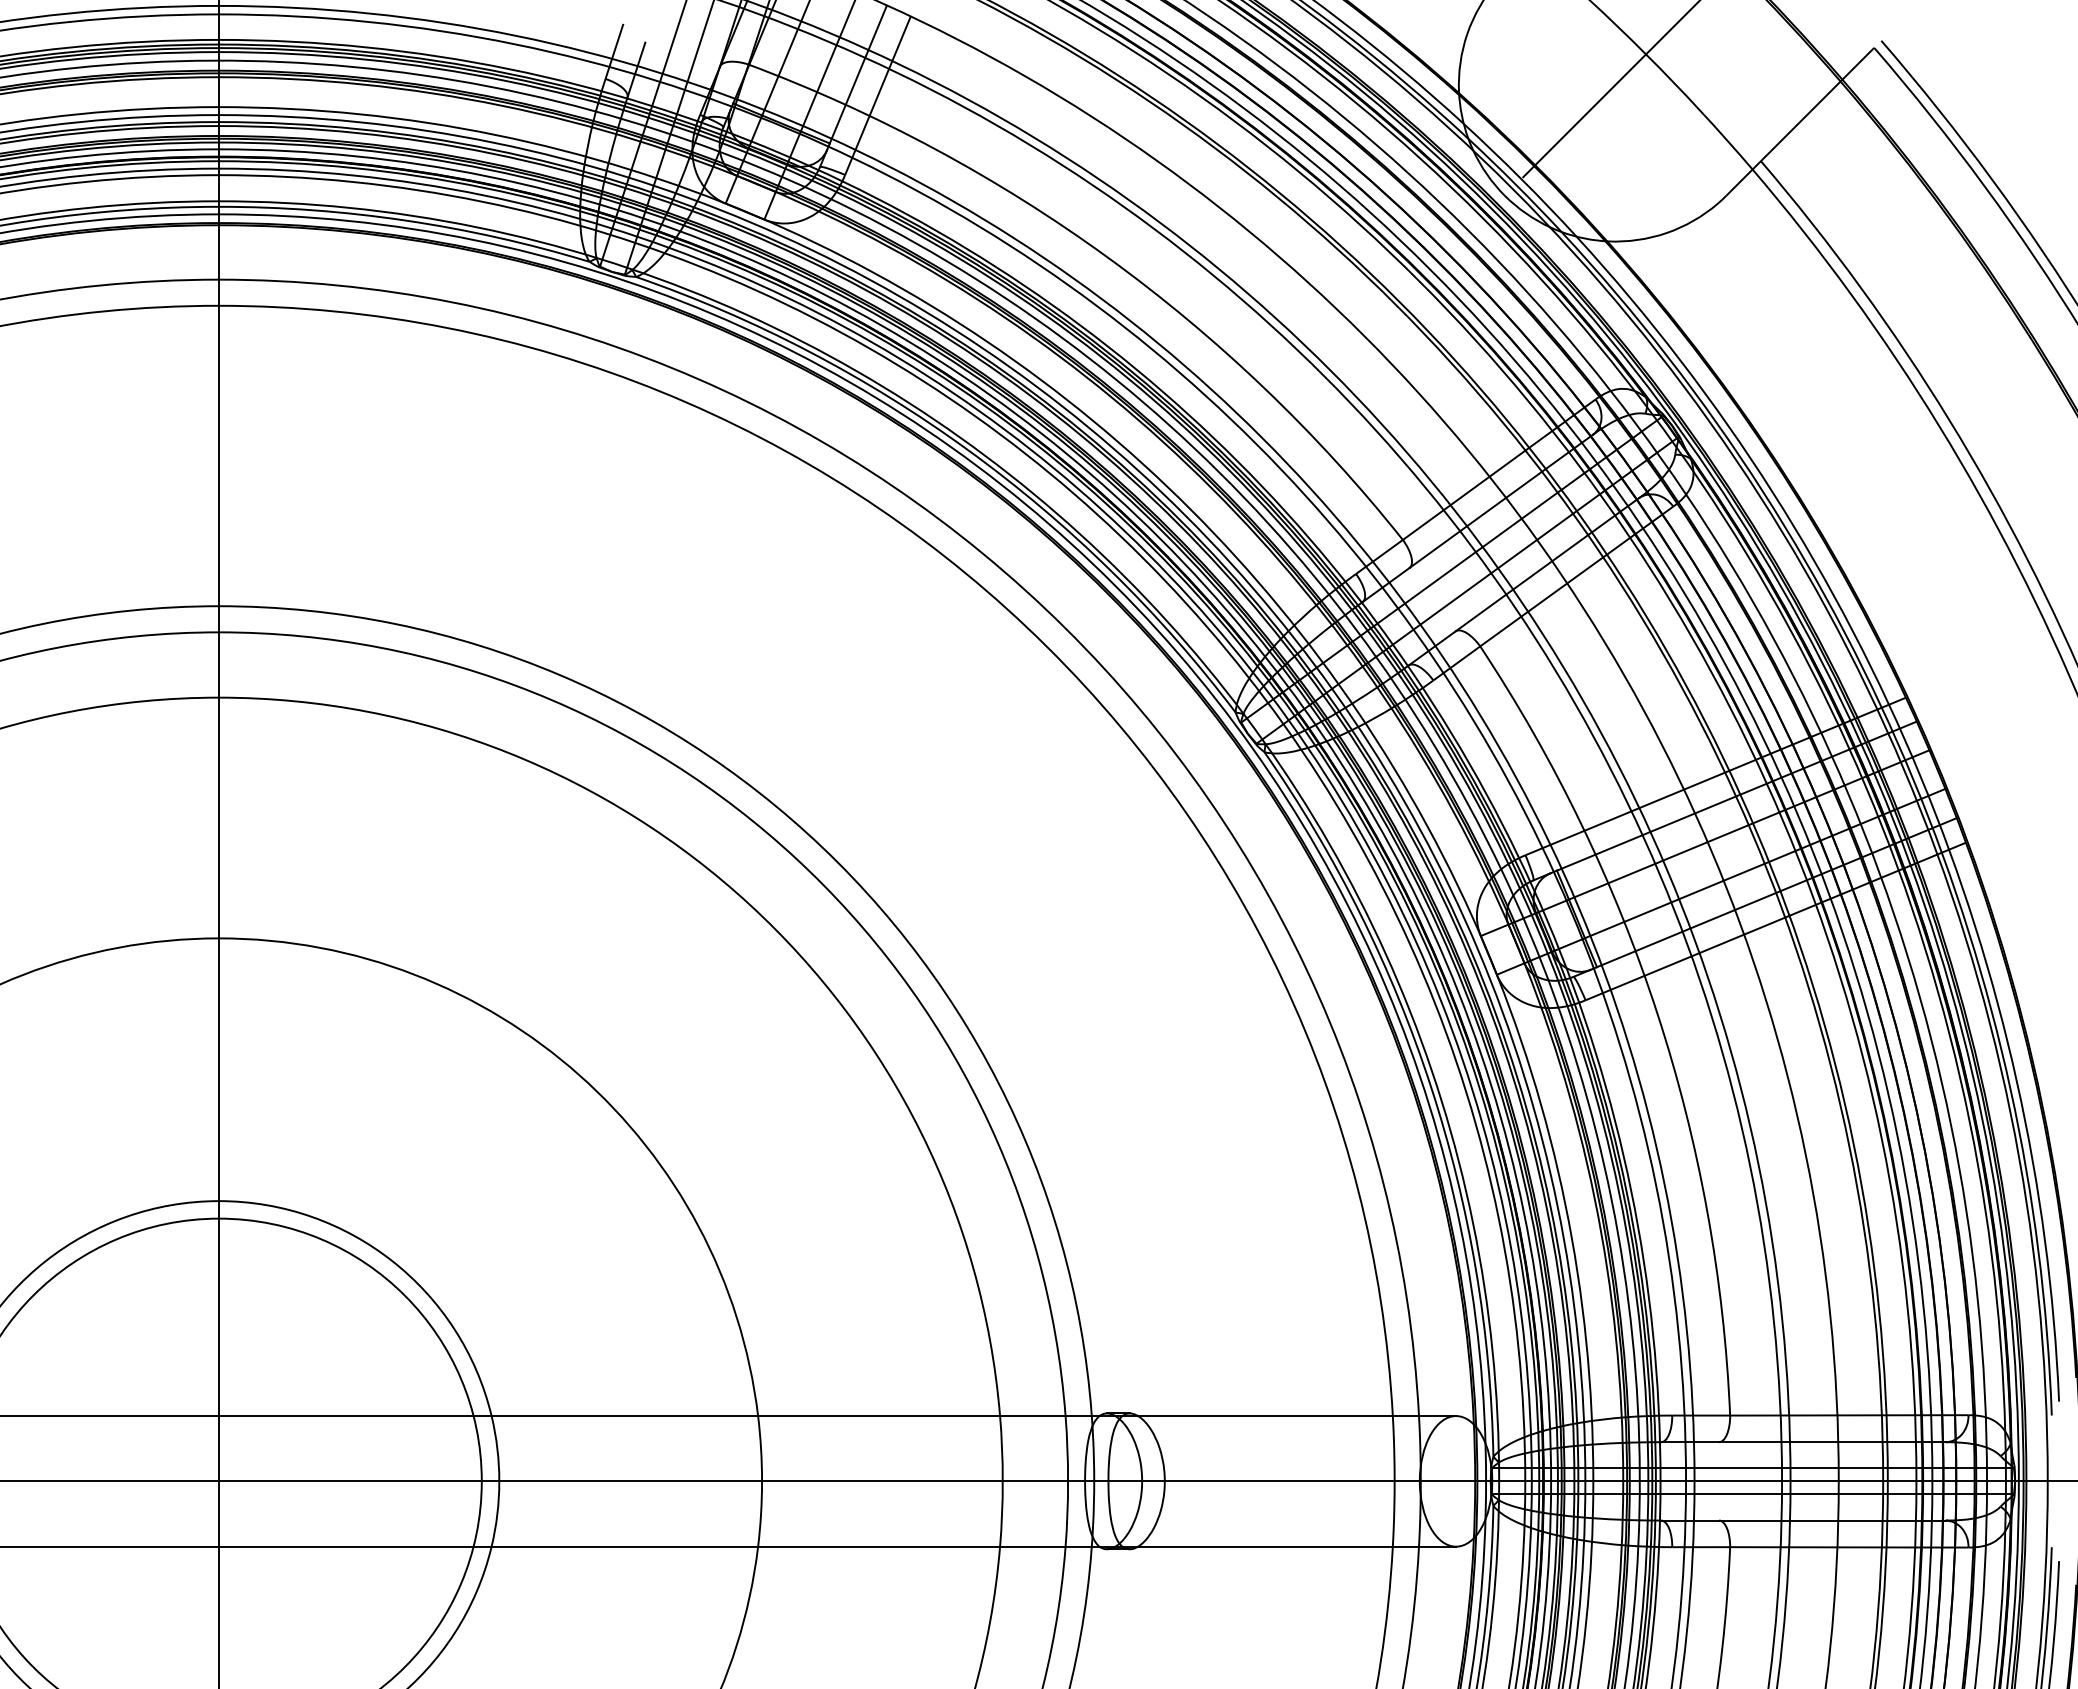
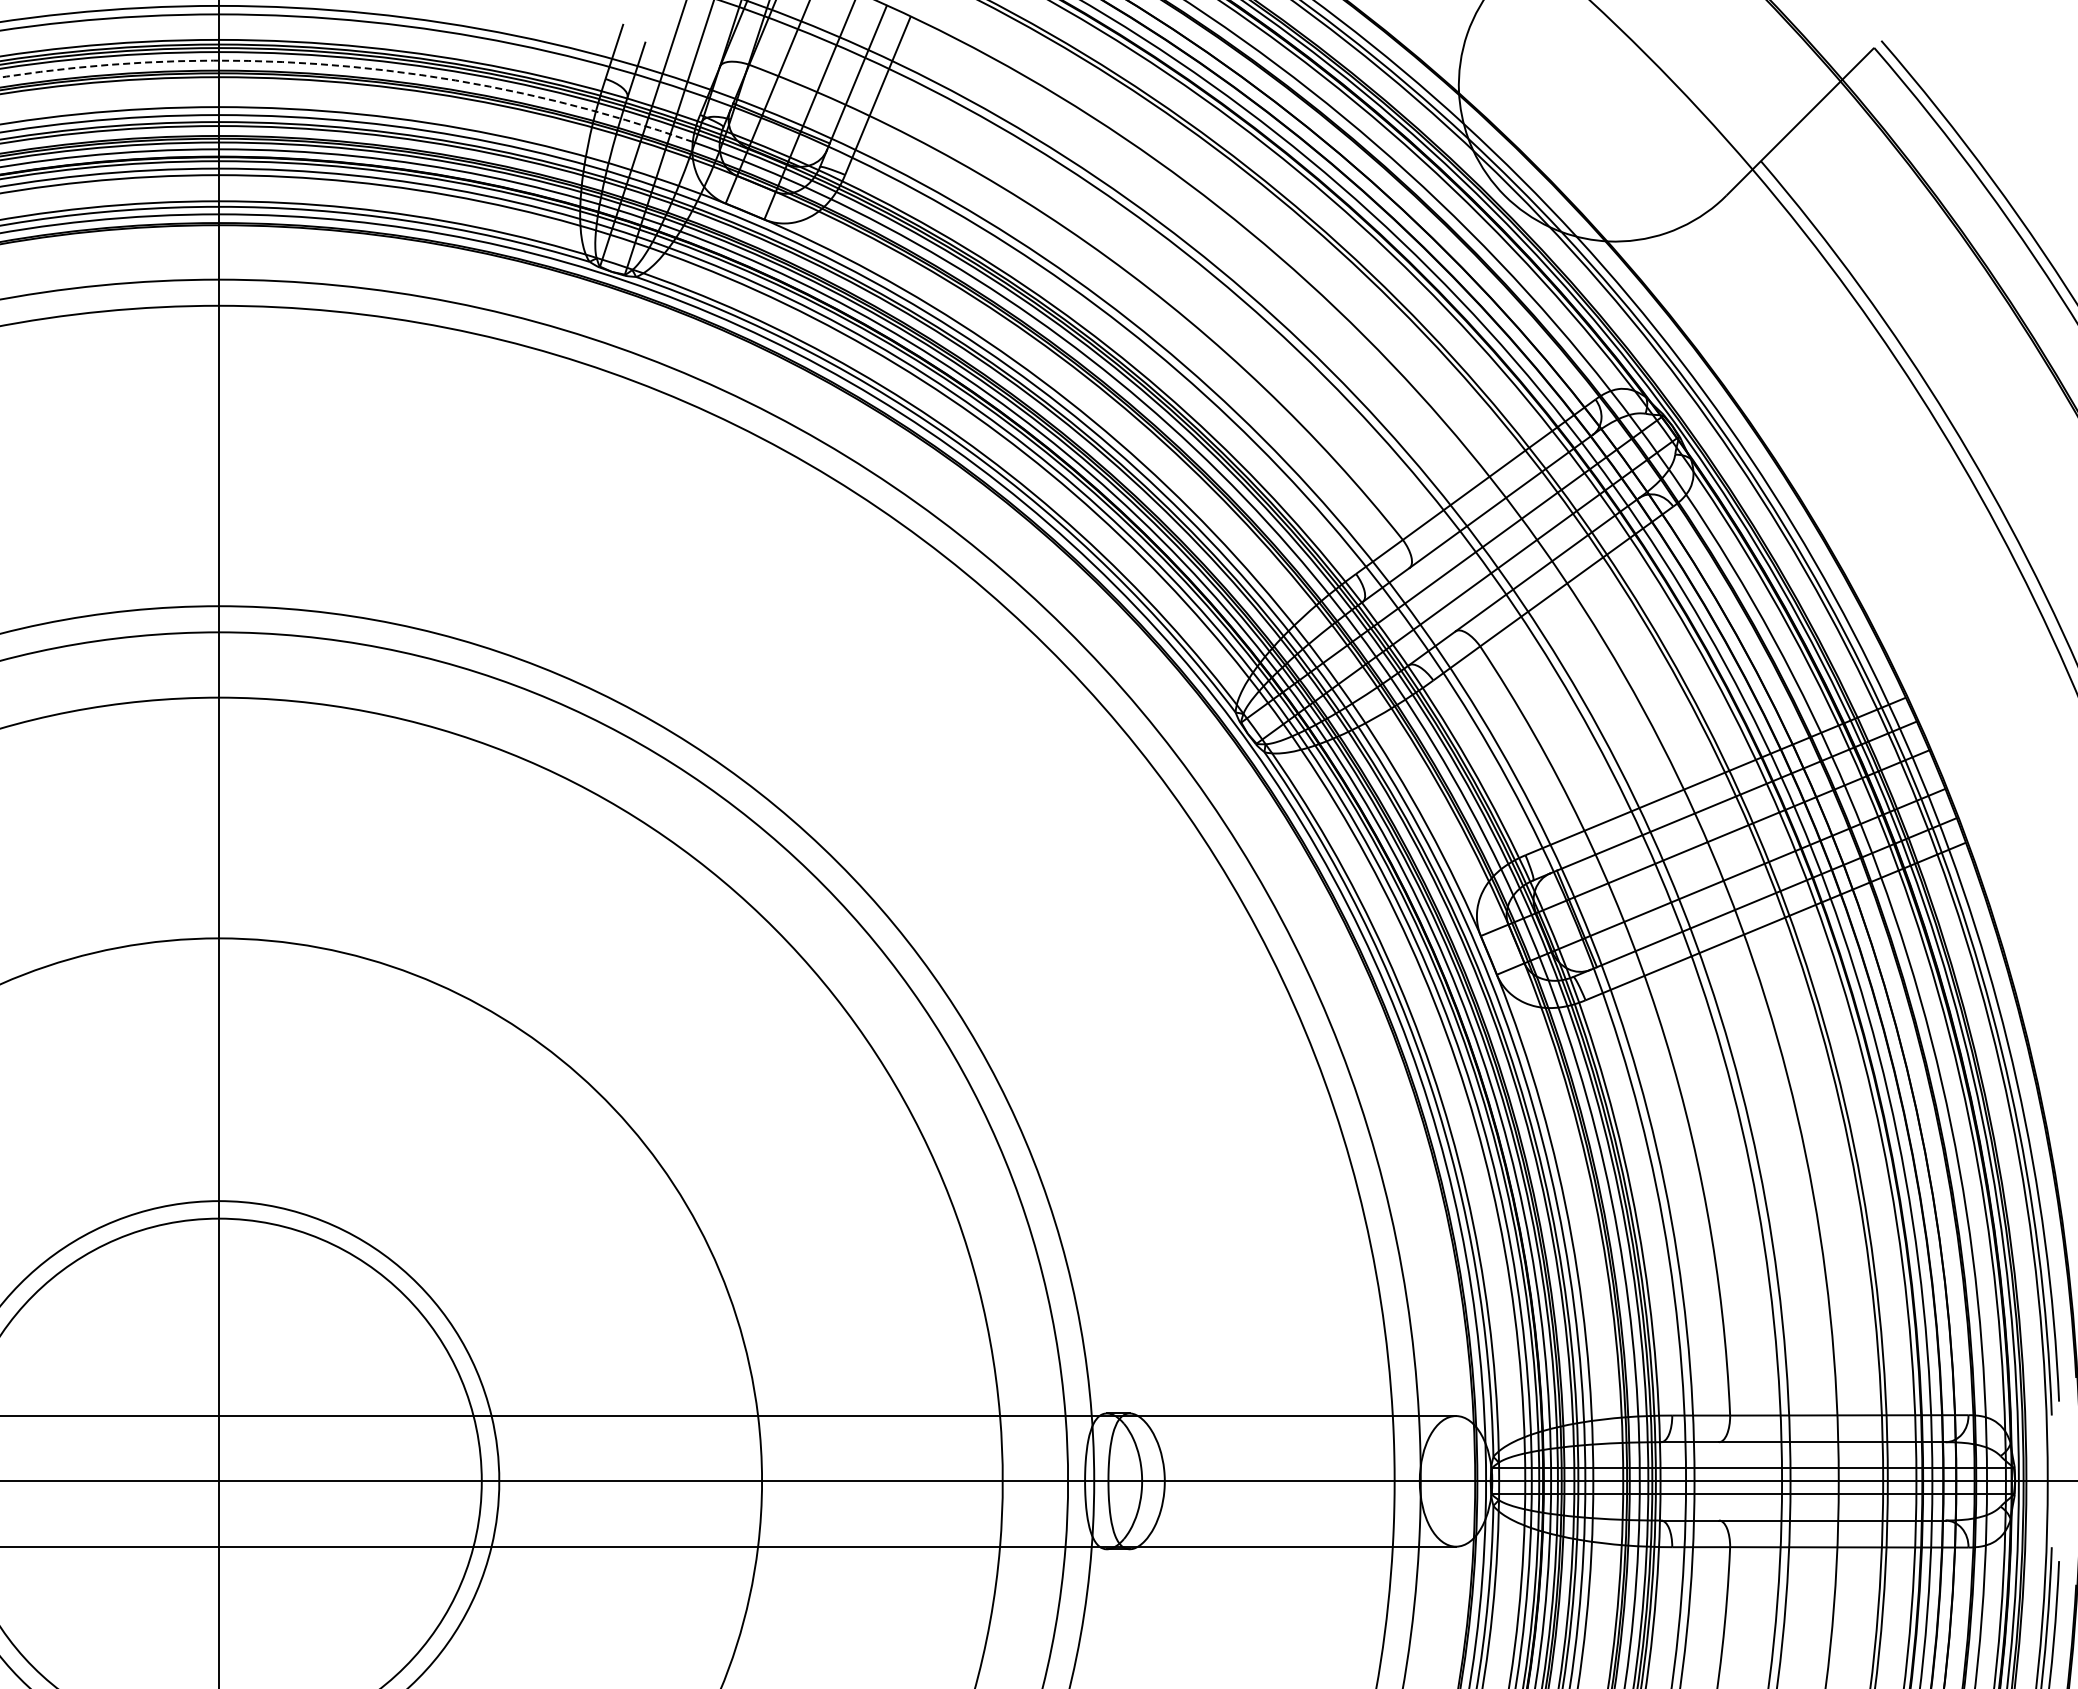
arc: solid -> dashed (351, 66)
line: present -> none (1610, 89)
